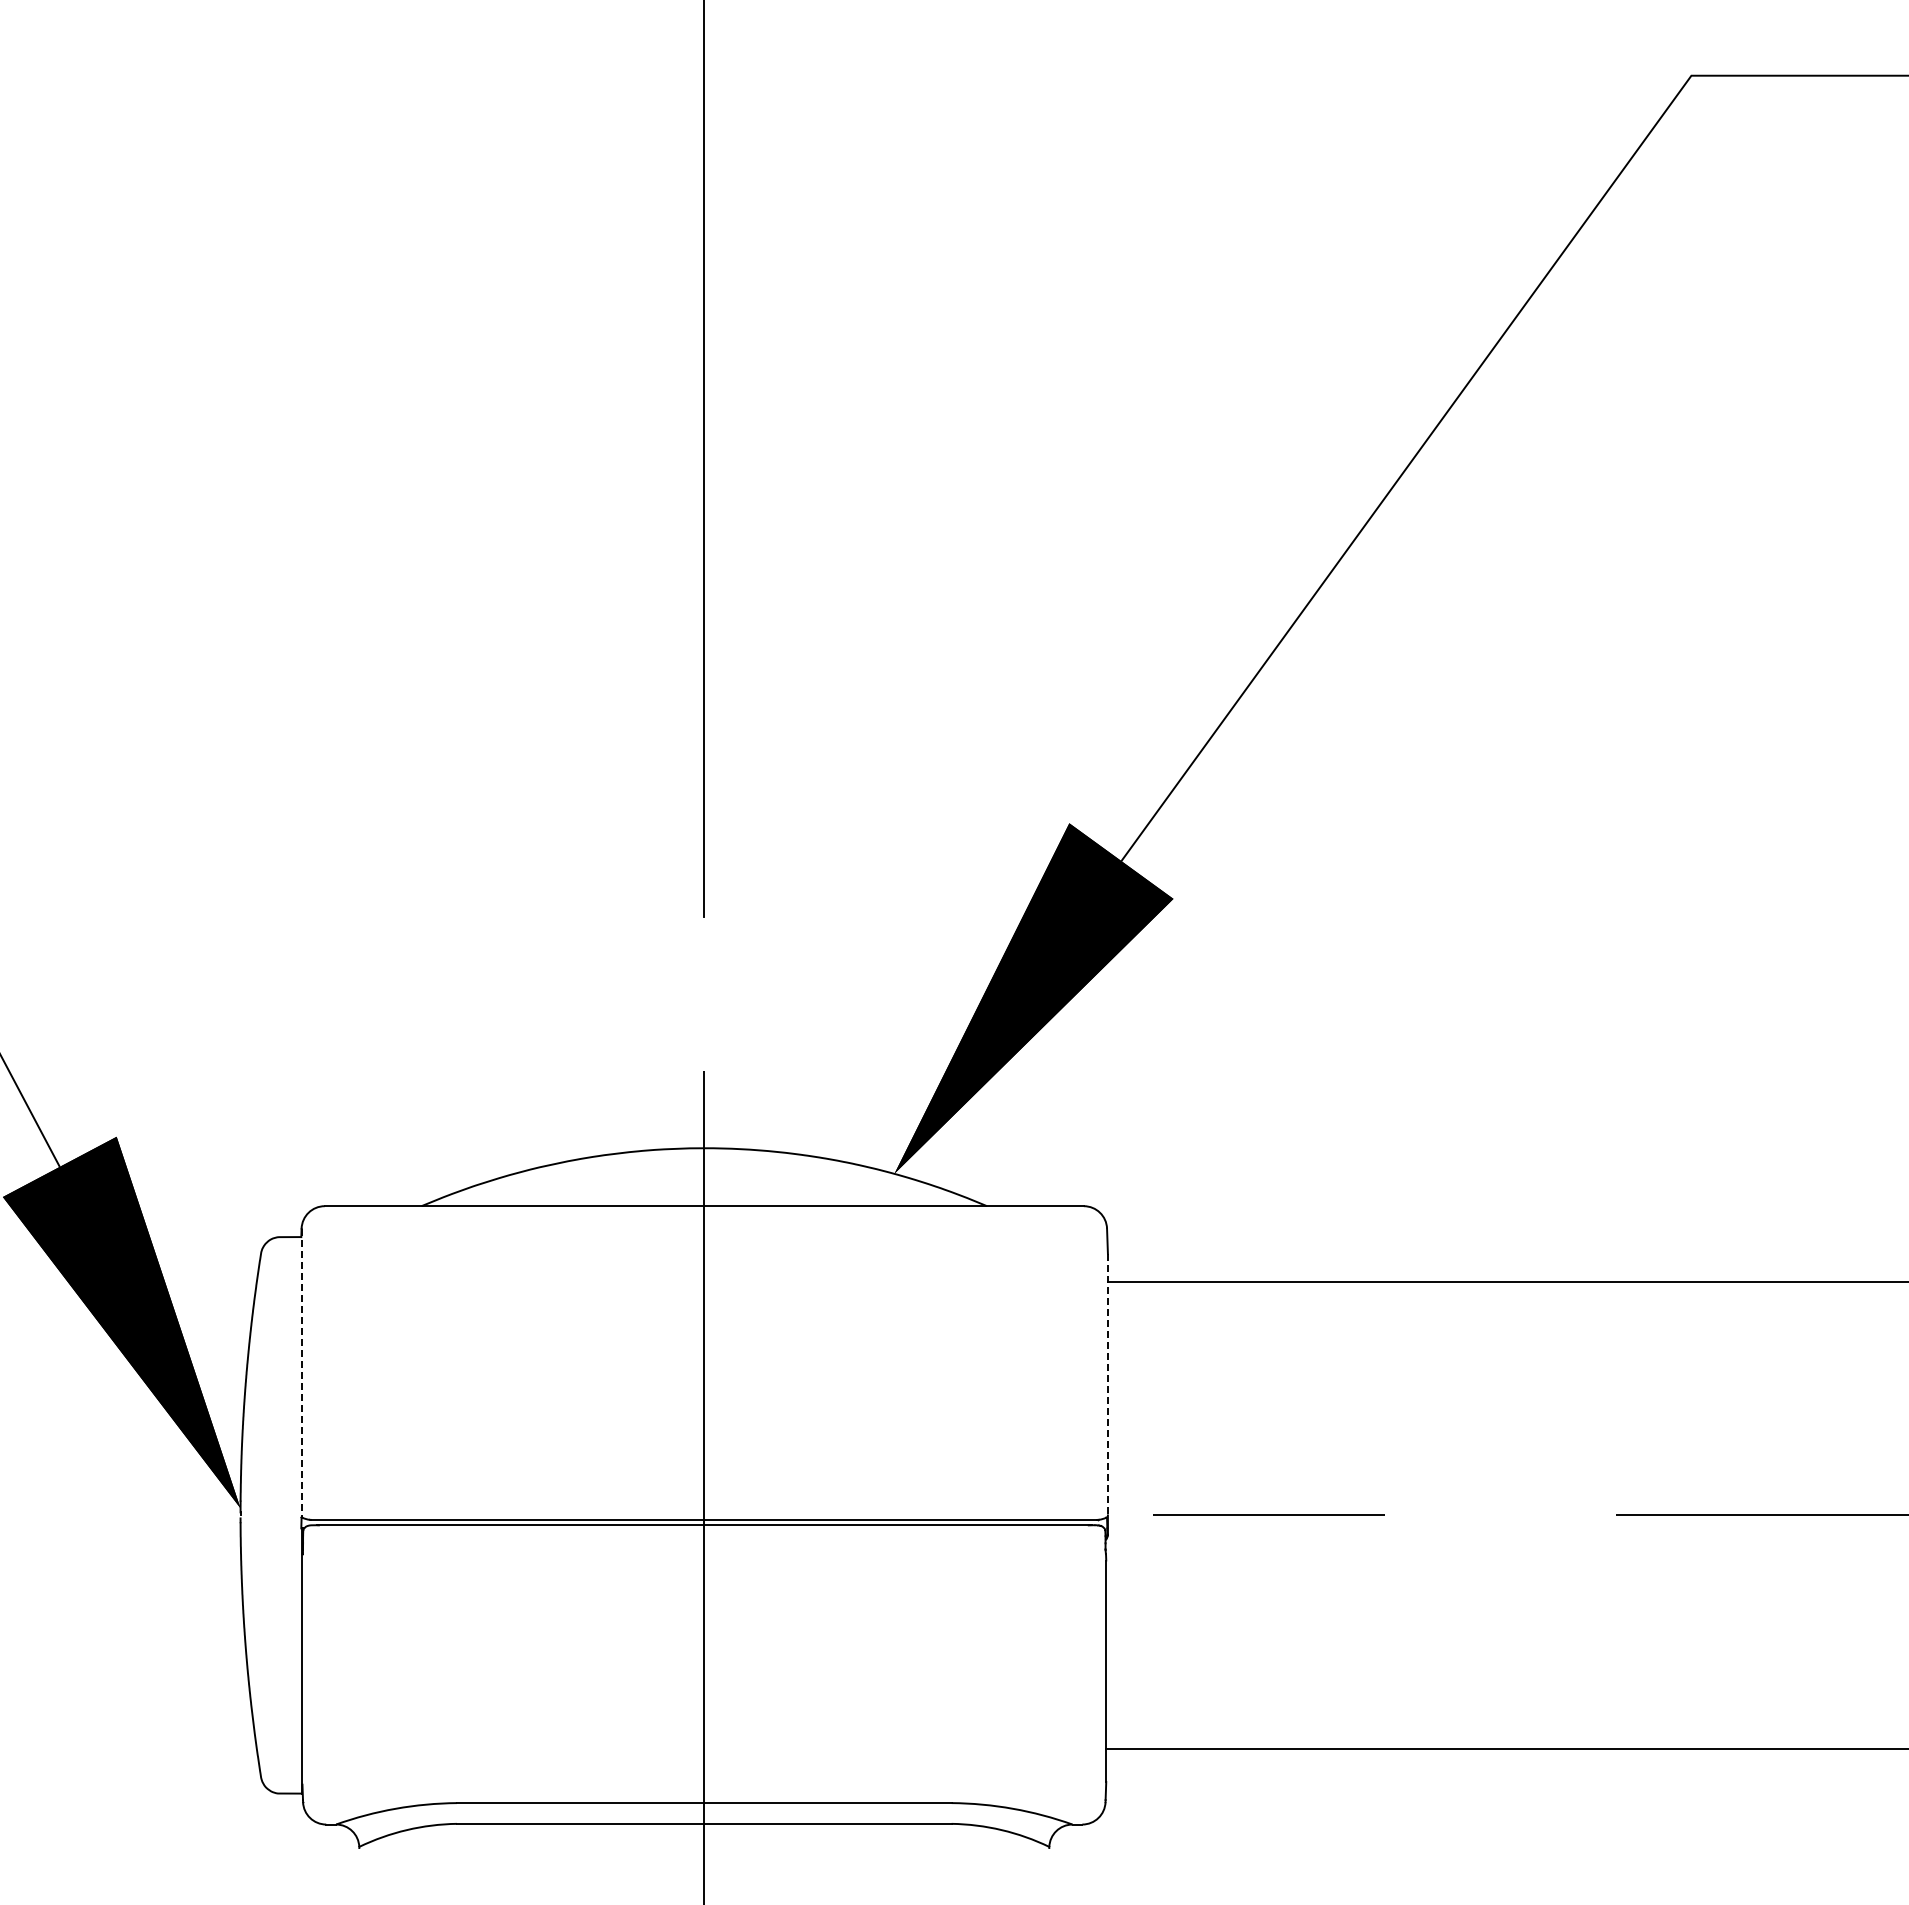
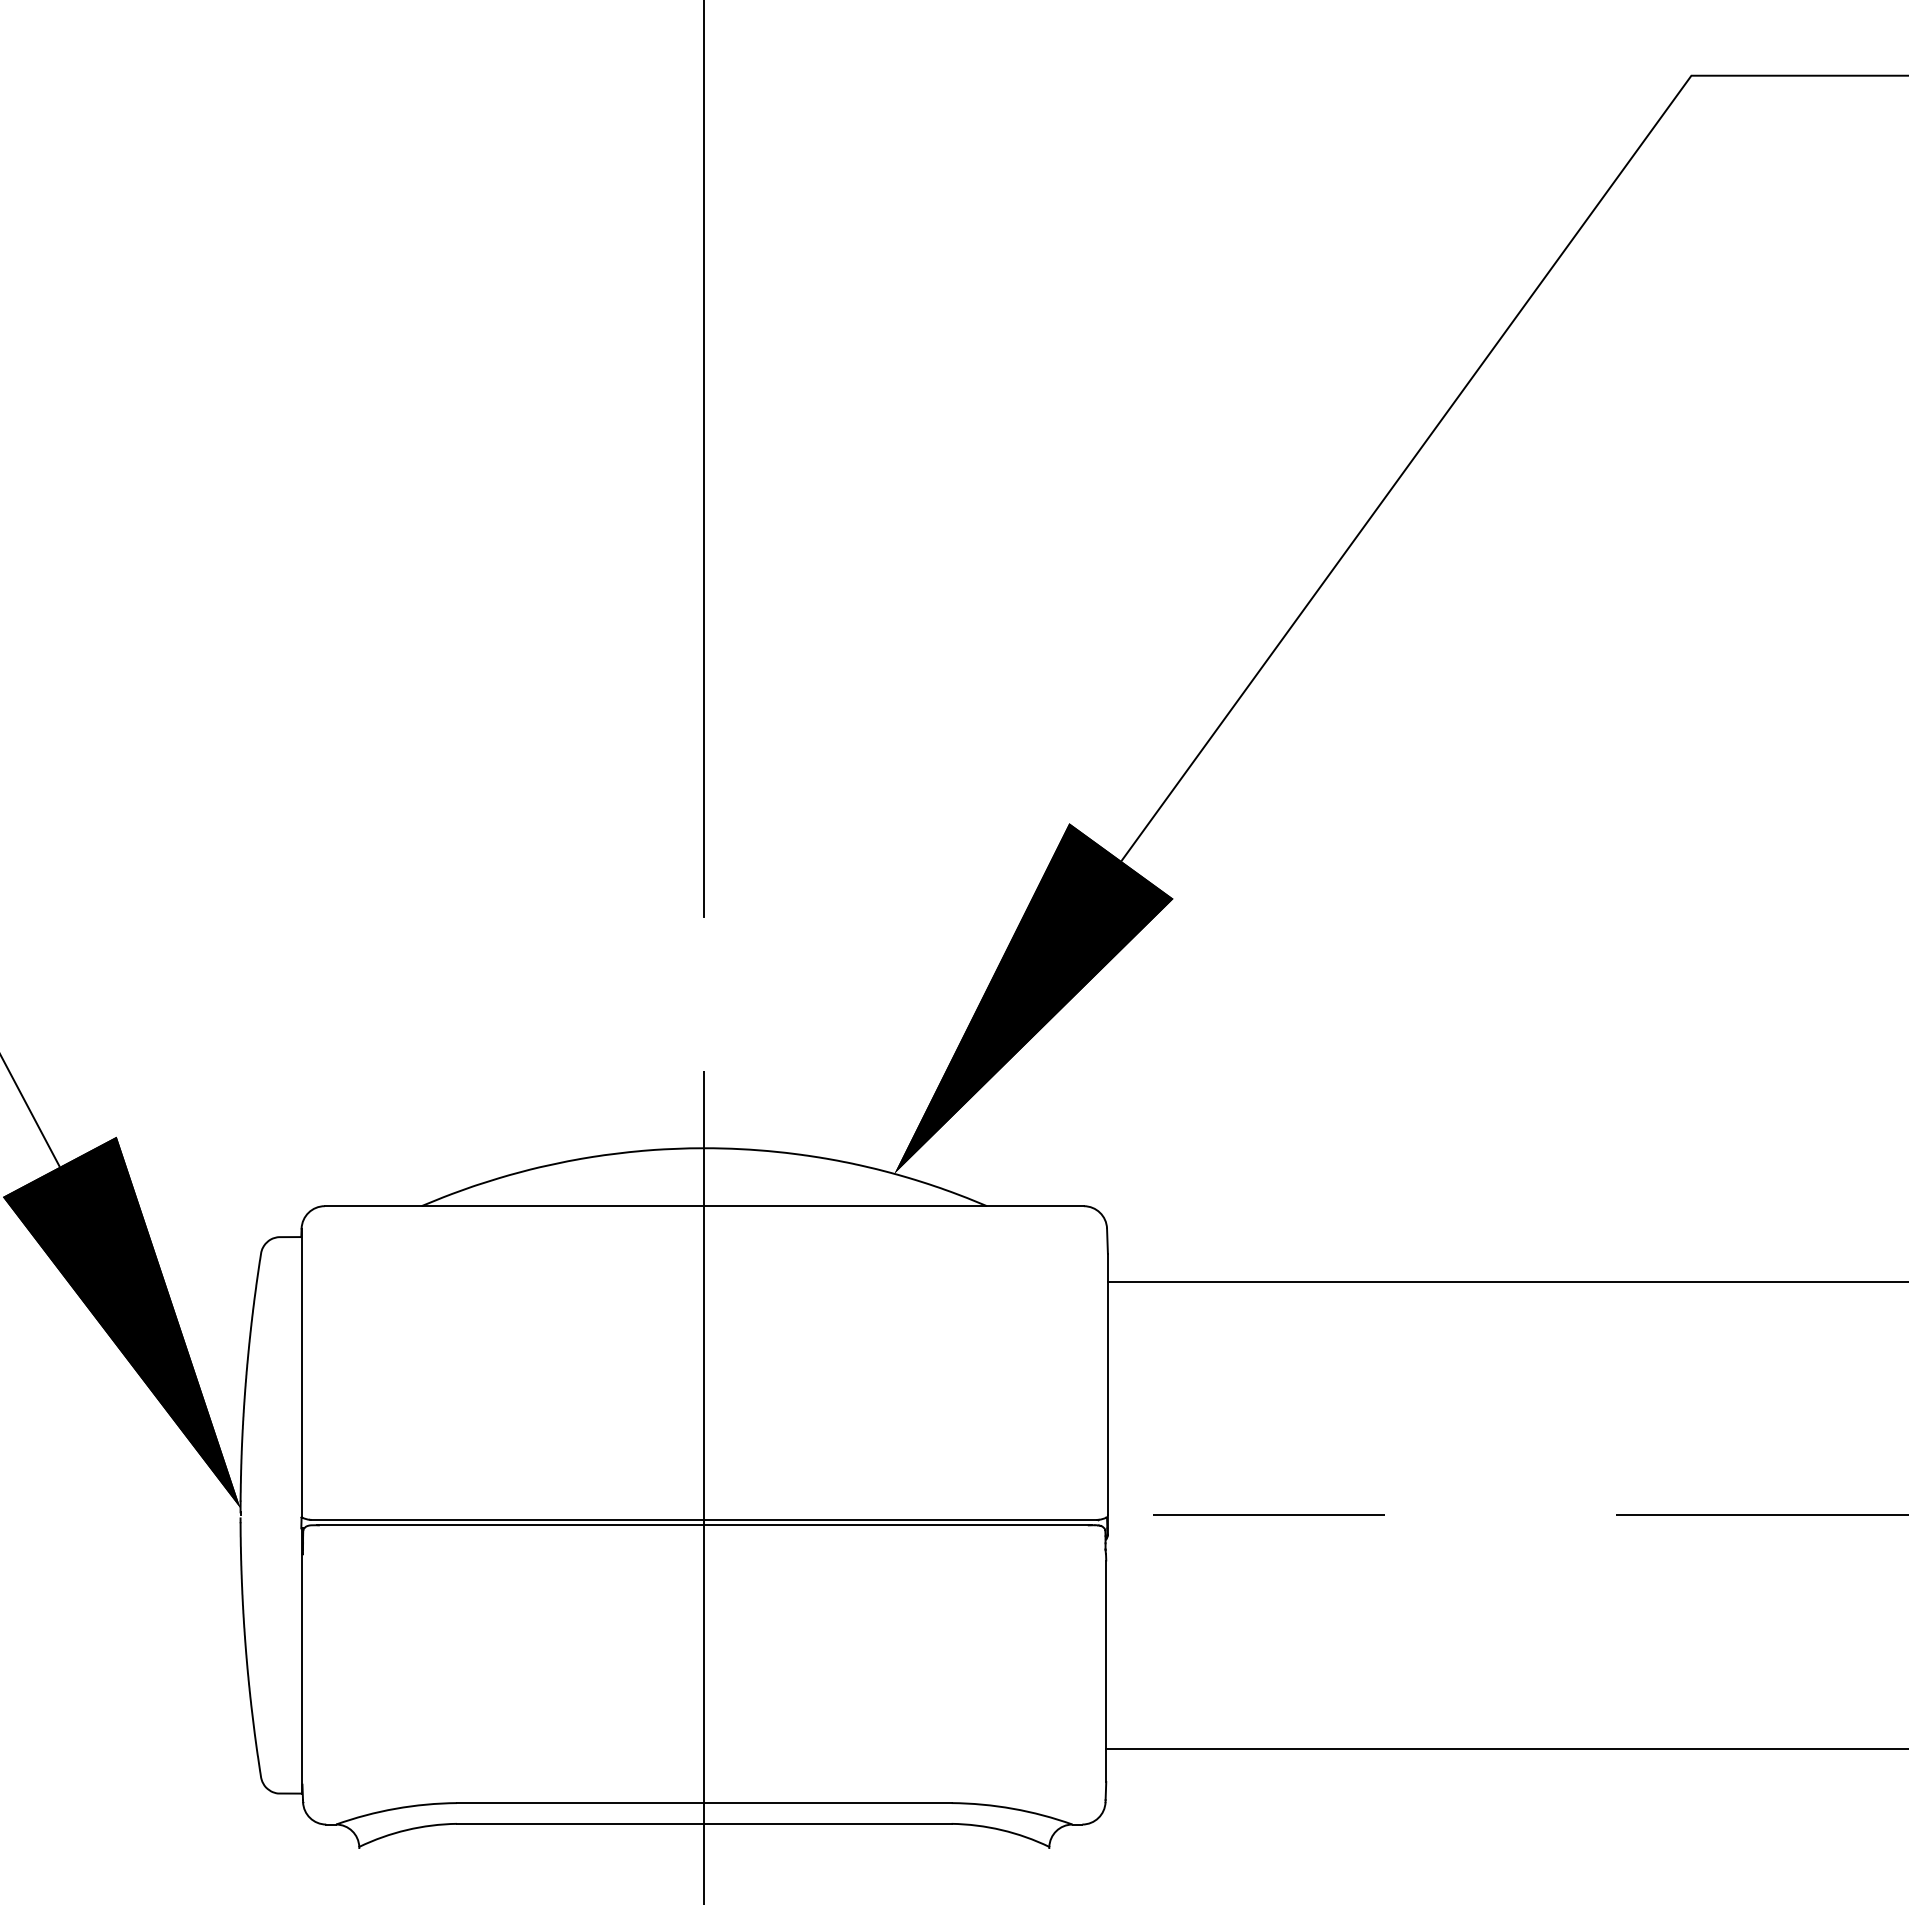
line: dashed -> solid (301, 1373)
line: dashed -> solid (1107, 1384)
